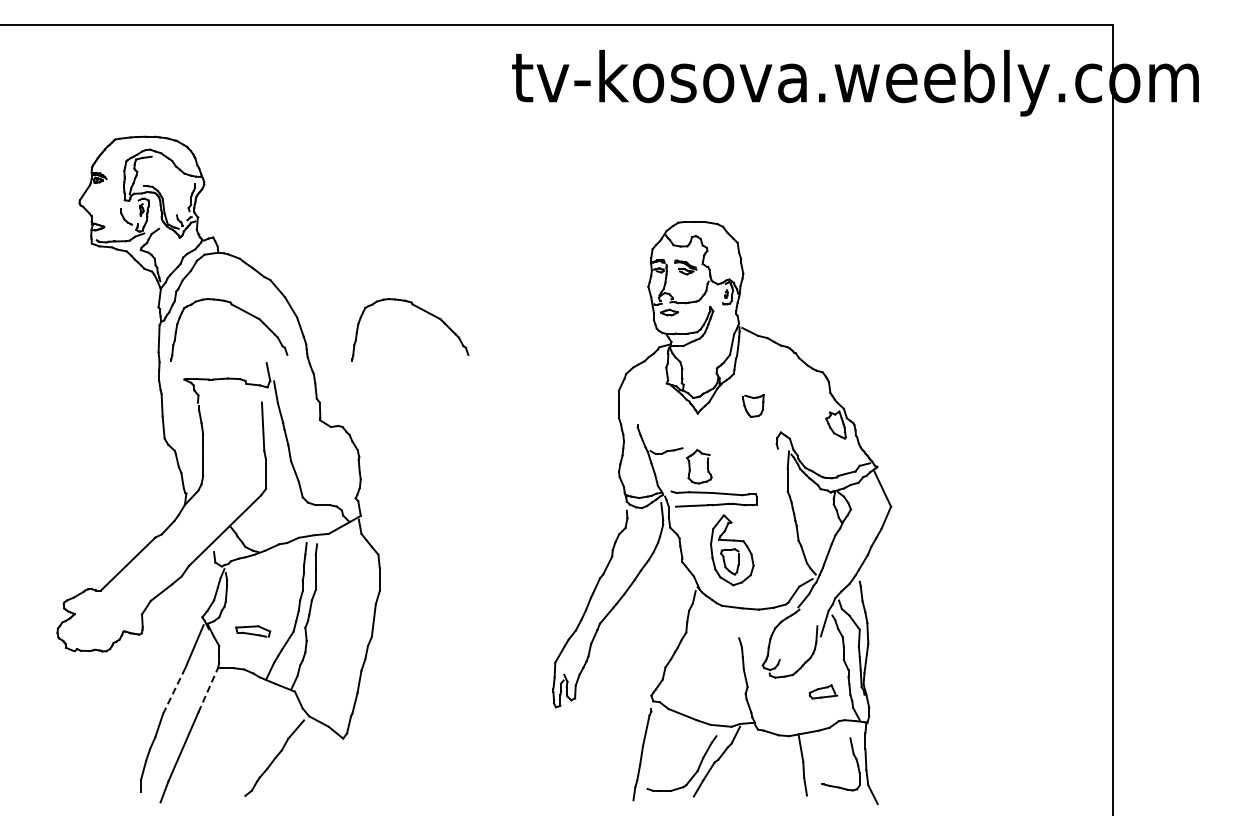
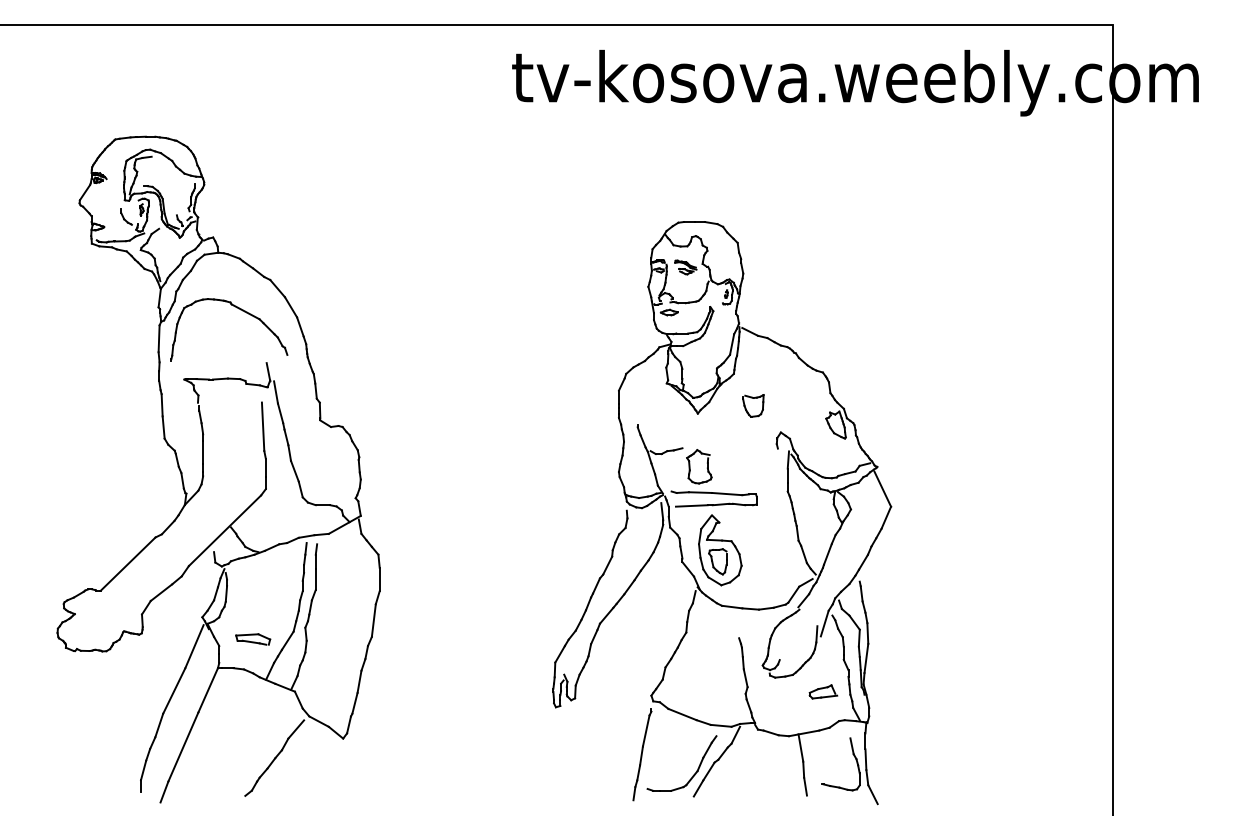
part: present -> none (419, 309)
part position: (732, 550) -> (720, 550) (720, 550)
part position: (253, 631) -> (253, 639) (253, 639)
line: dashed -> solid (208, 689)
line: dashed -> solid (174, 691)
